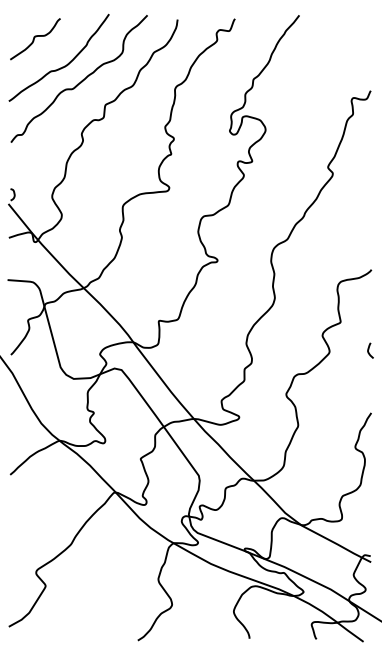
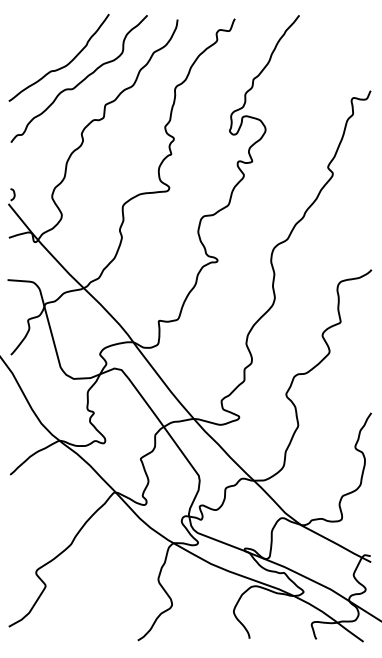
curve: present -> none (34, 39)
curve: present -> none (369, 349)
